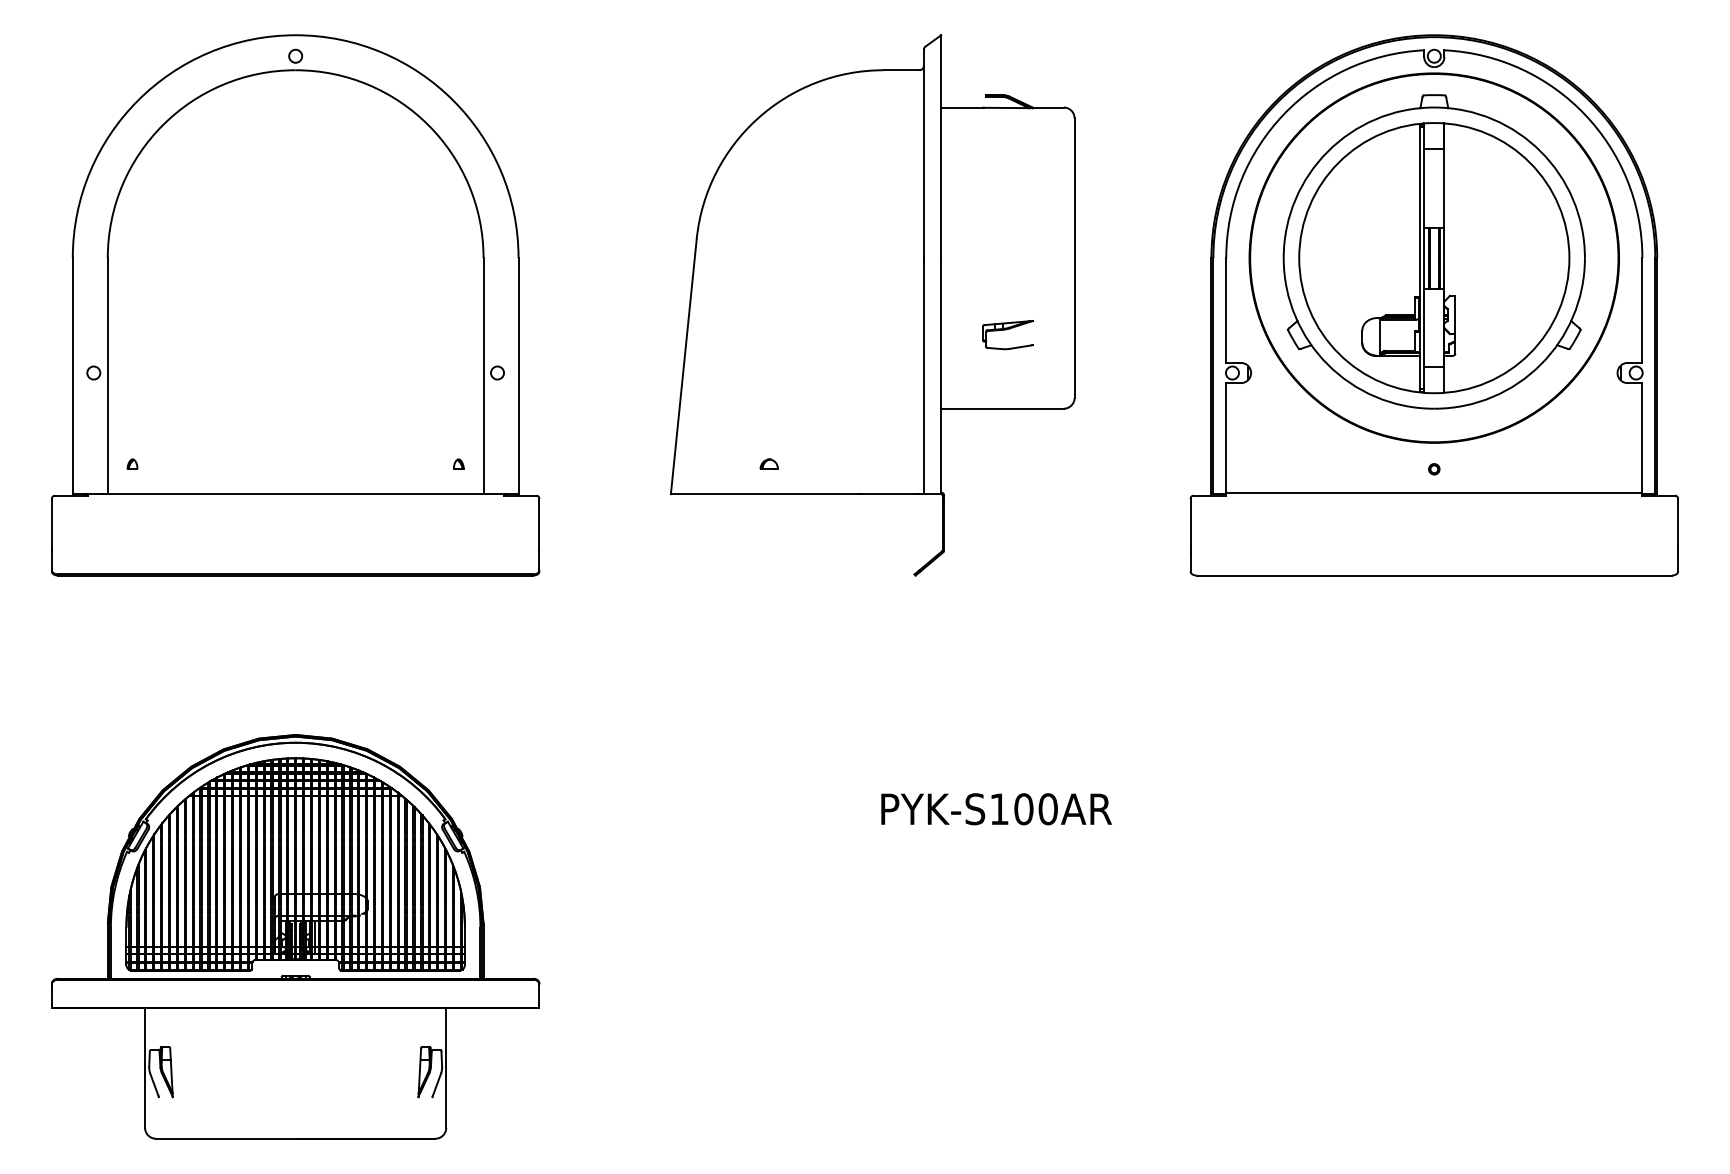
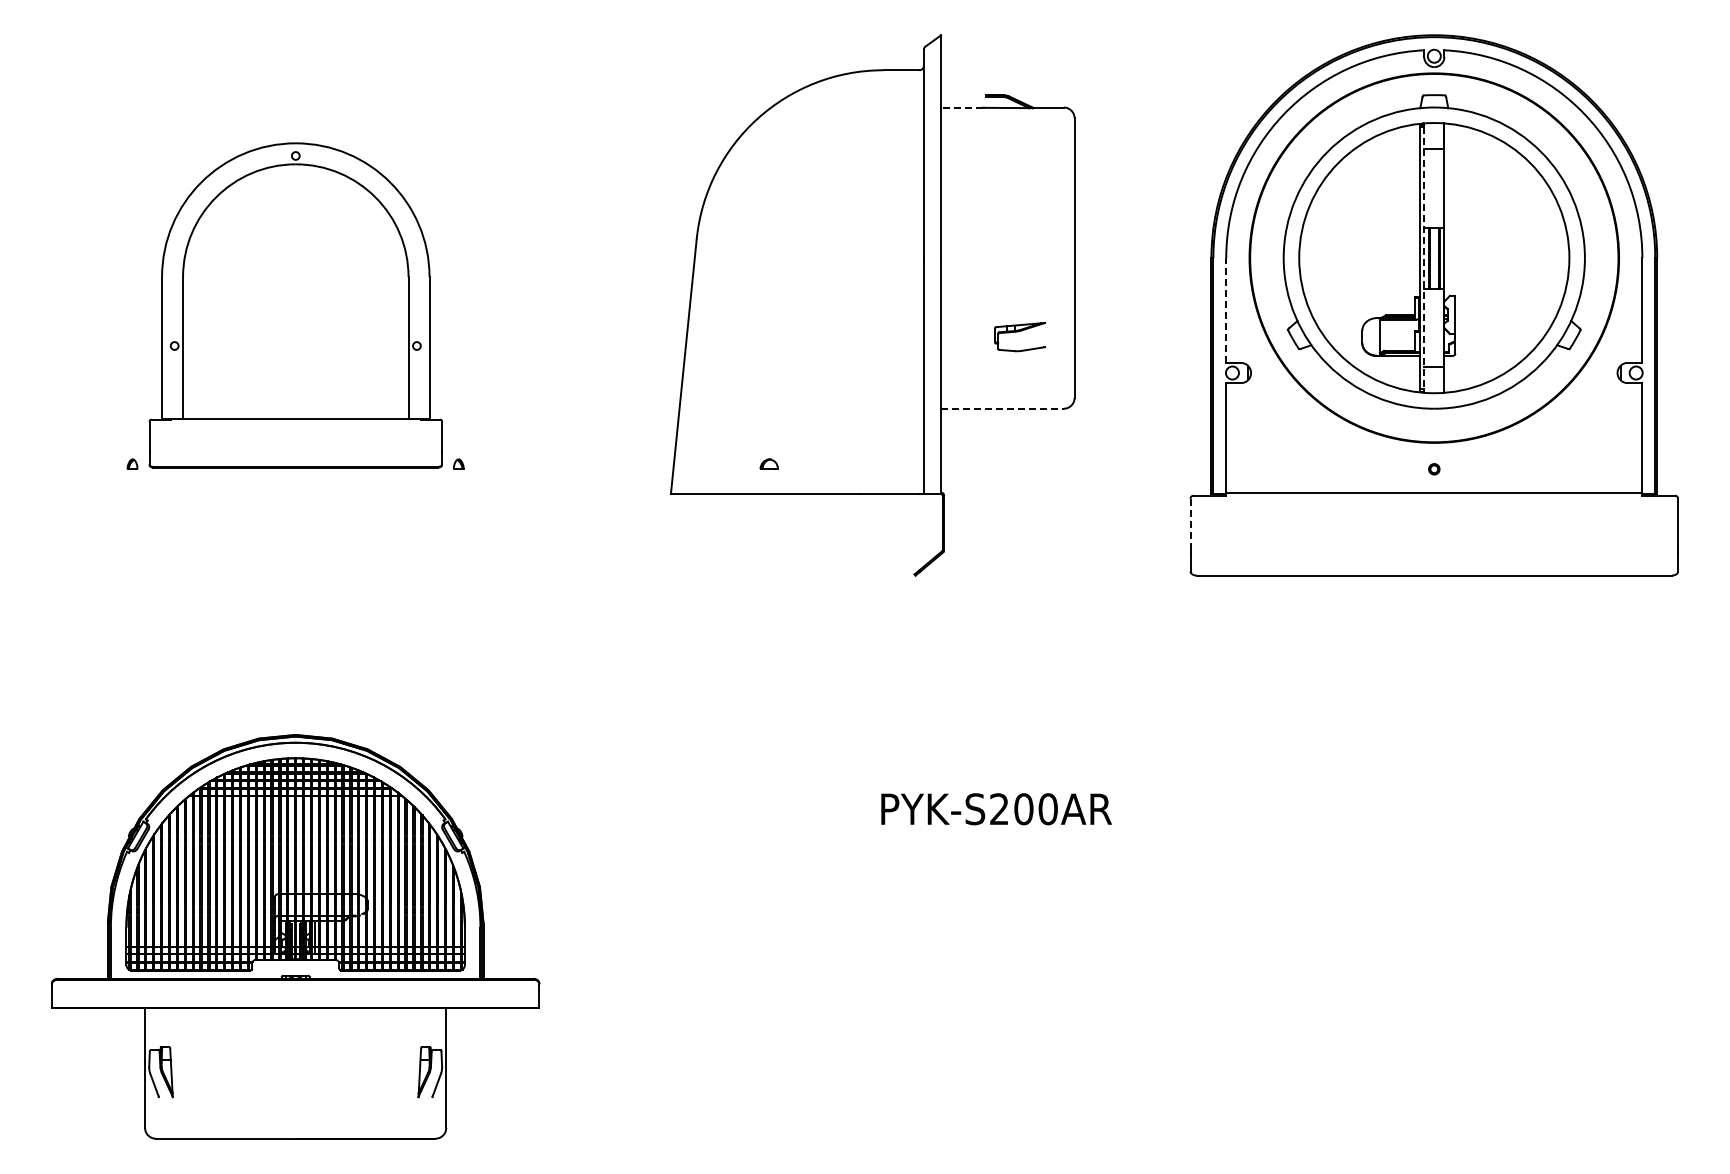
line: solid -> dashed (962, 107)
line: solid -> dashed (1424, 258)
part size: 490x543 px -> 295x327 px (295, 305)
line: solid -> dashed (1226, 310)
part position: (1008, 335) -> (1020, 337) (1020, 337)
line: solid -> dashed (1002, 408)
line: solid -> dashed (1190, 524)
text: PYK-S100AR -> PYK-S200AR (999, 808)
